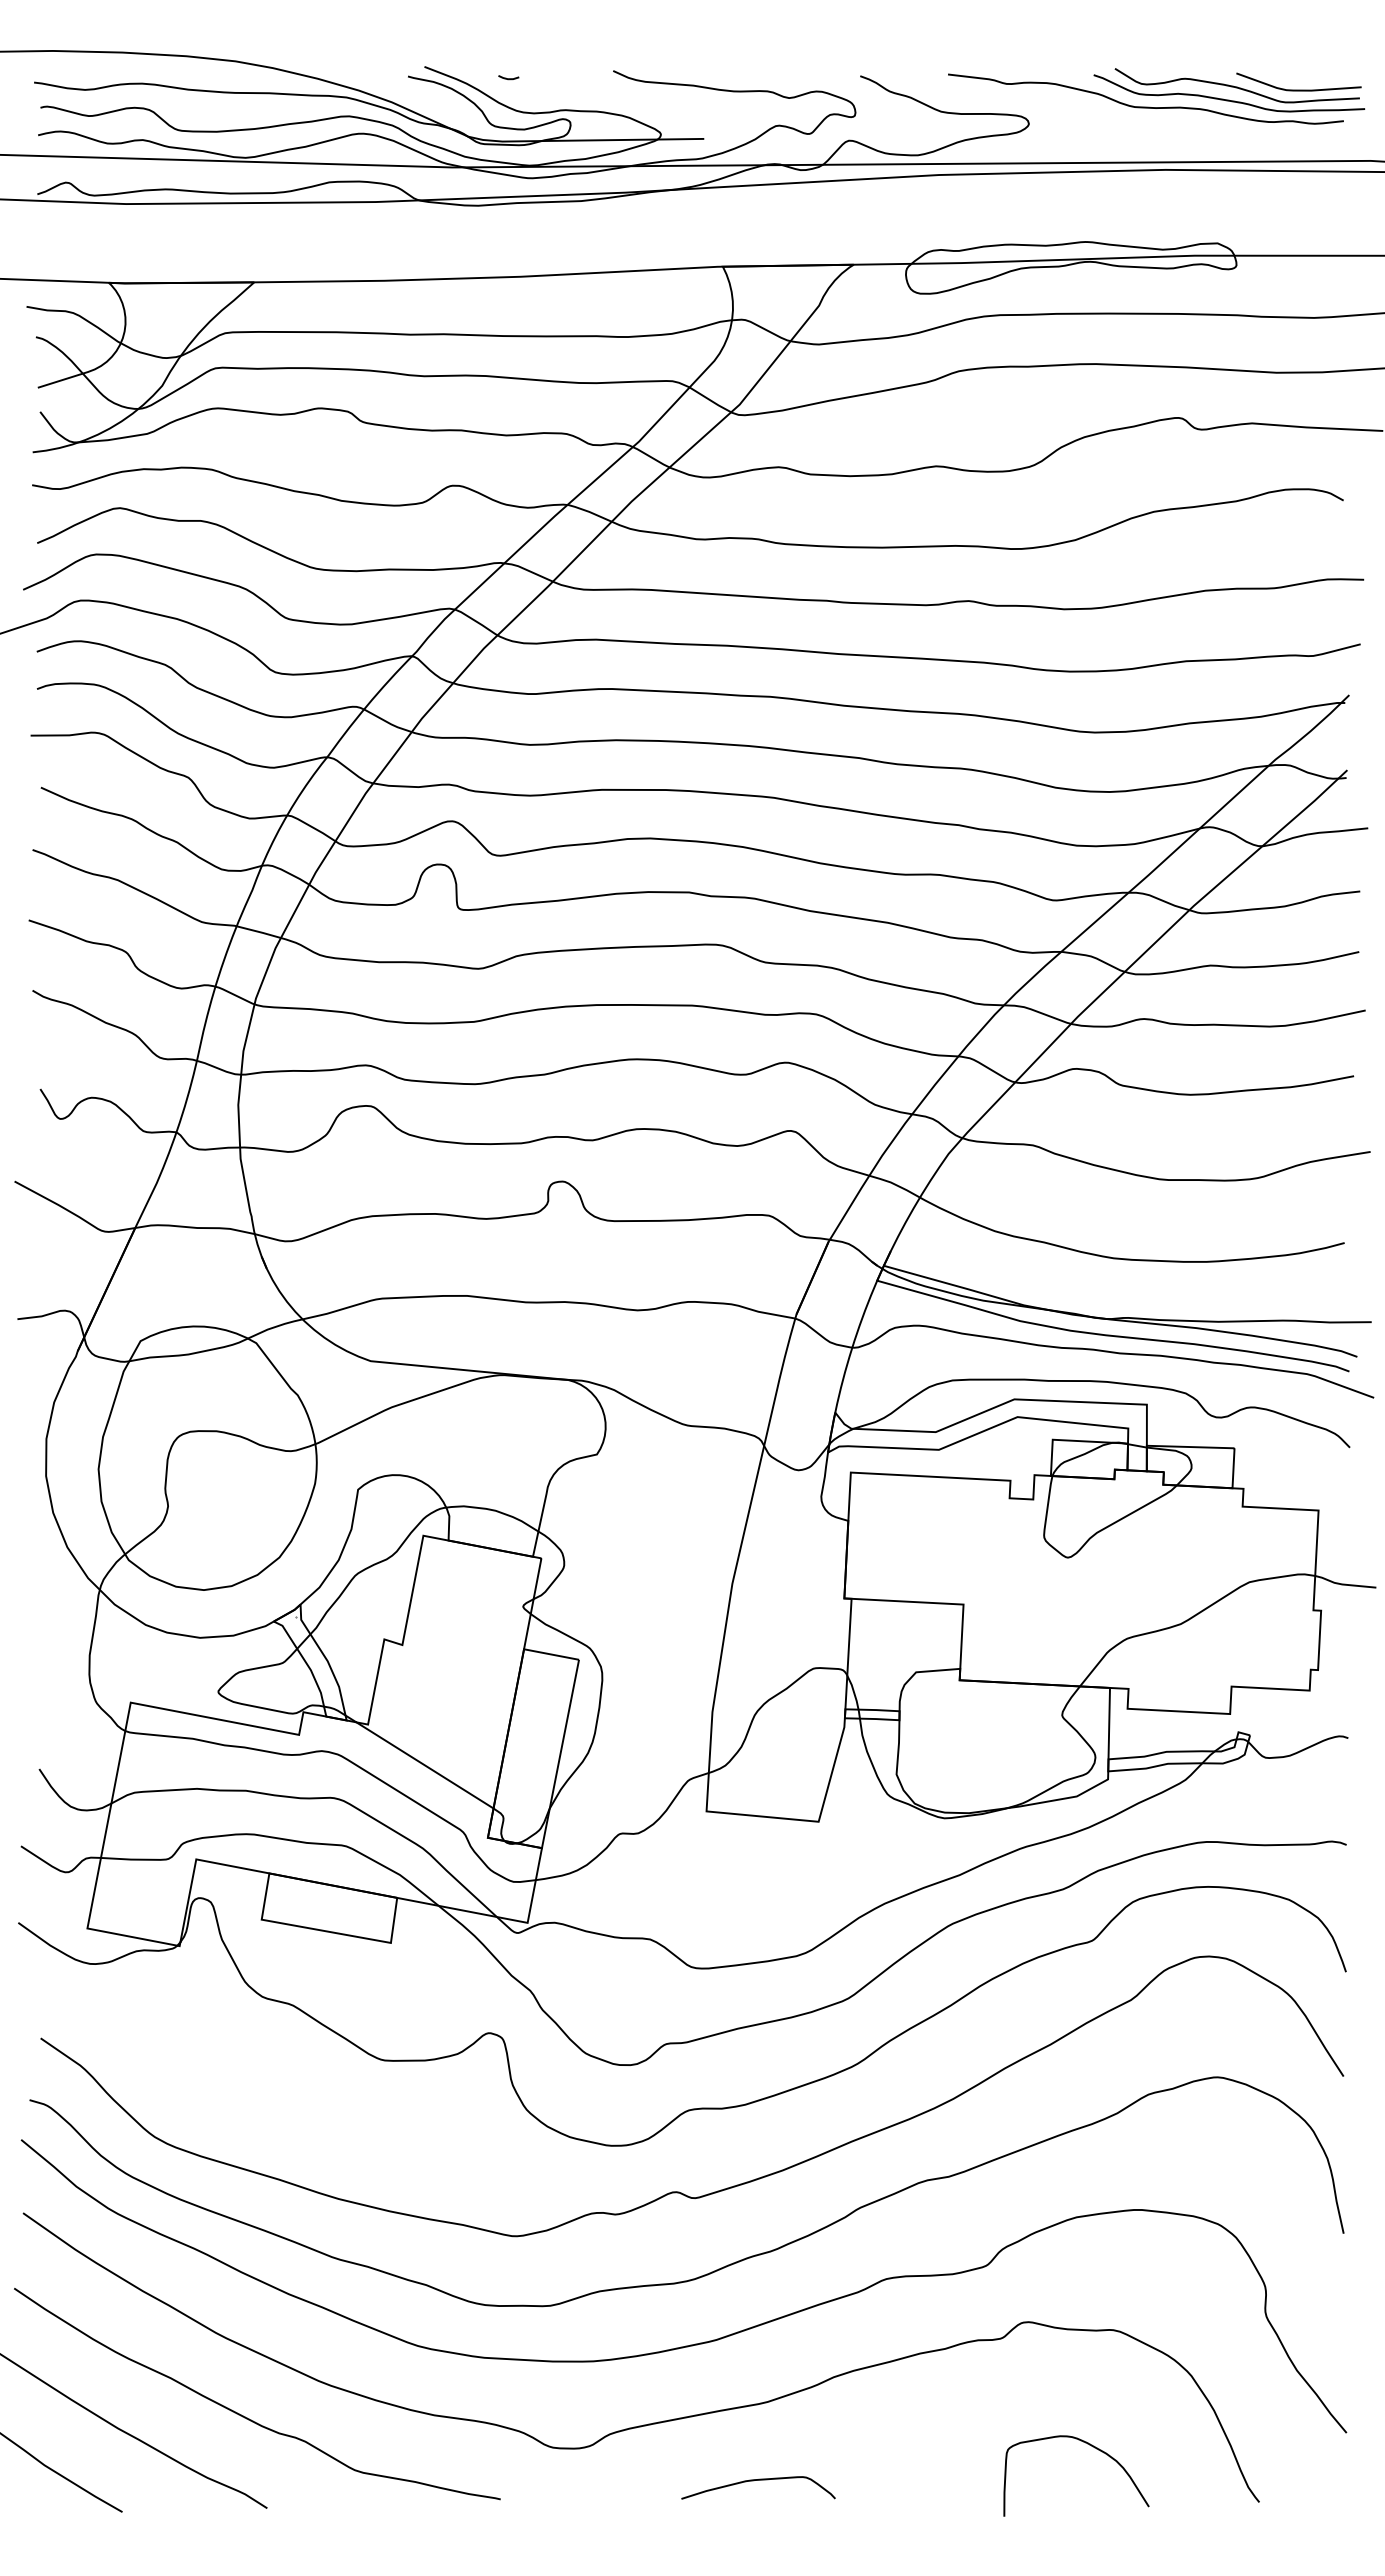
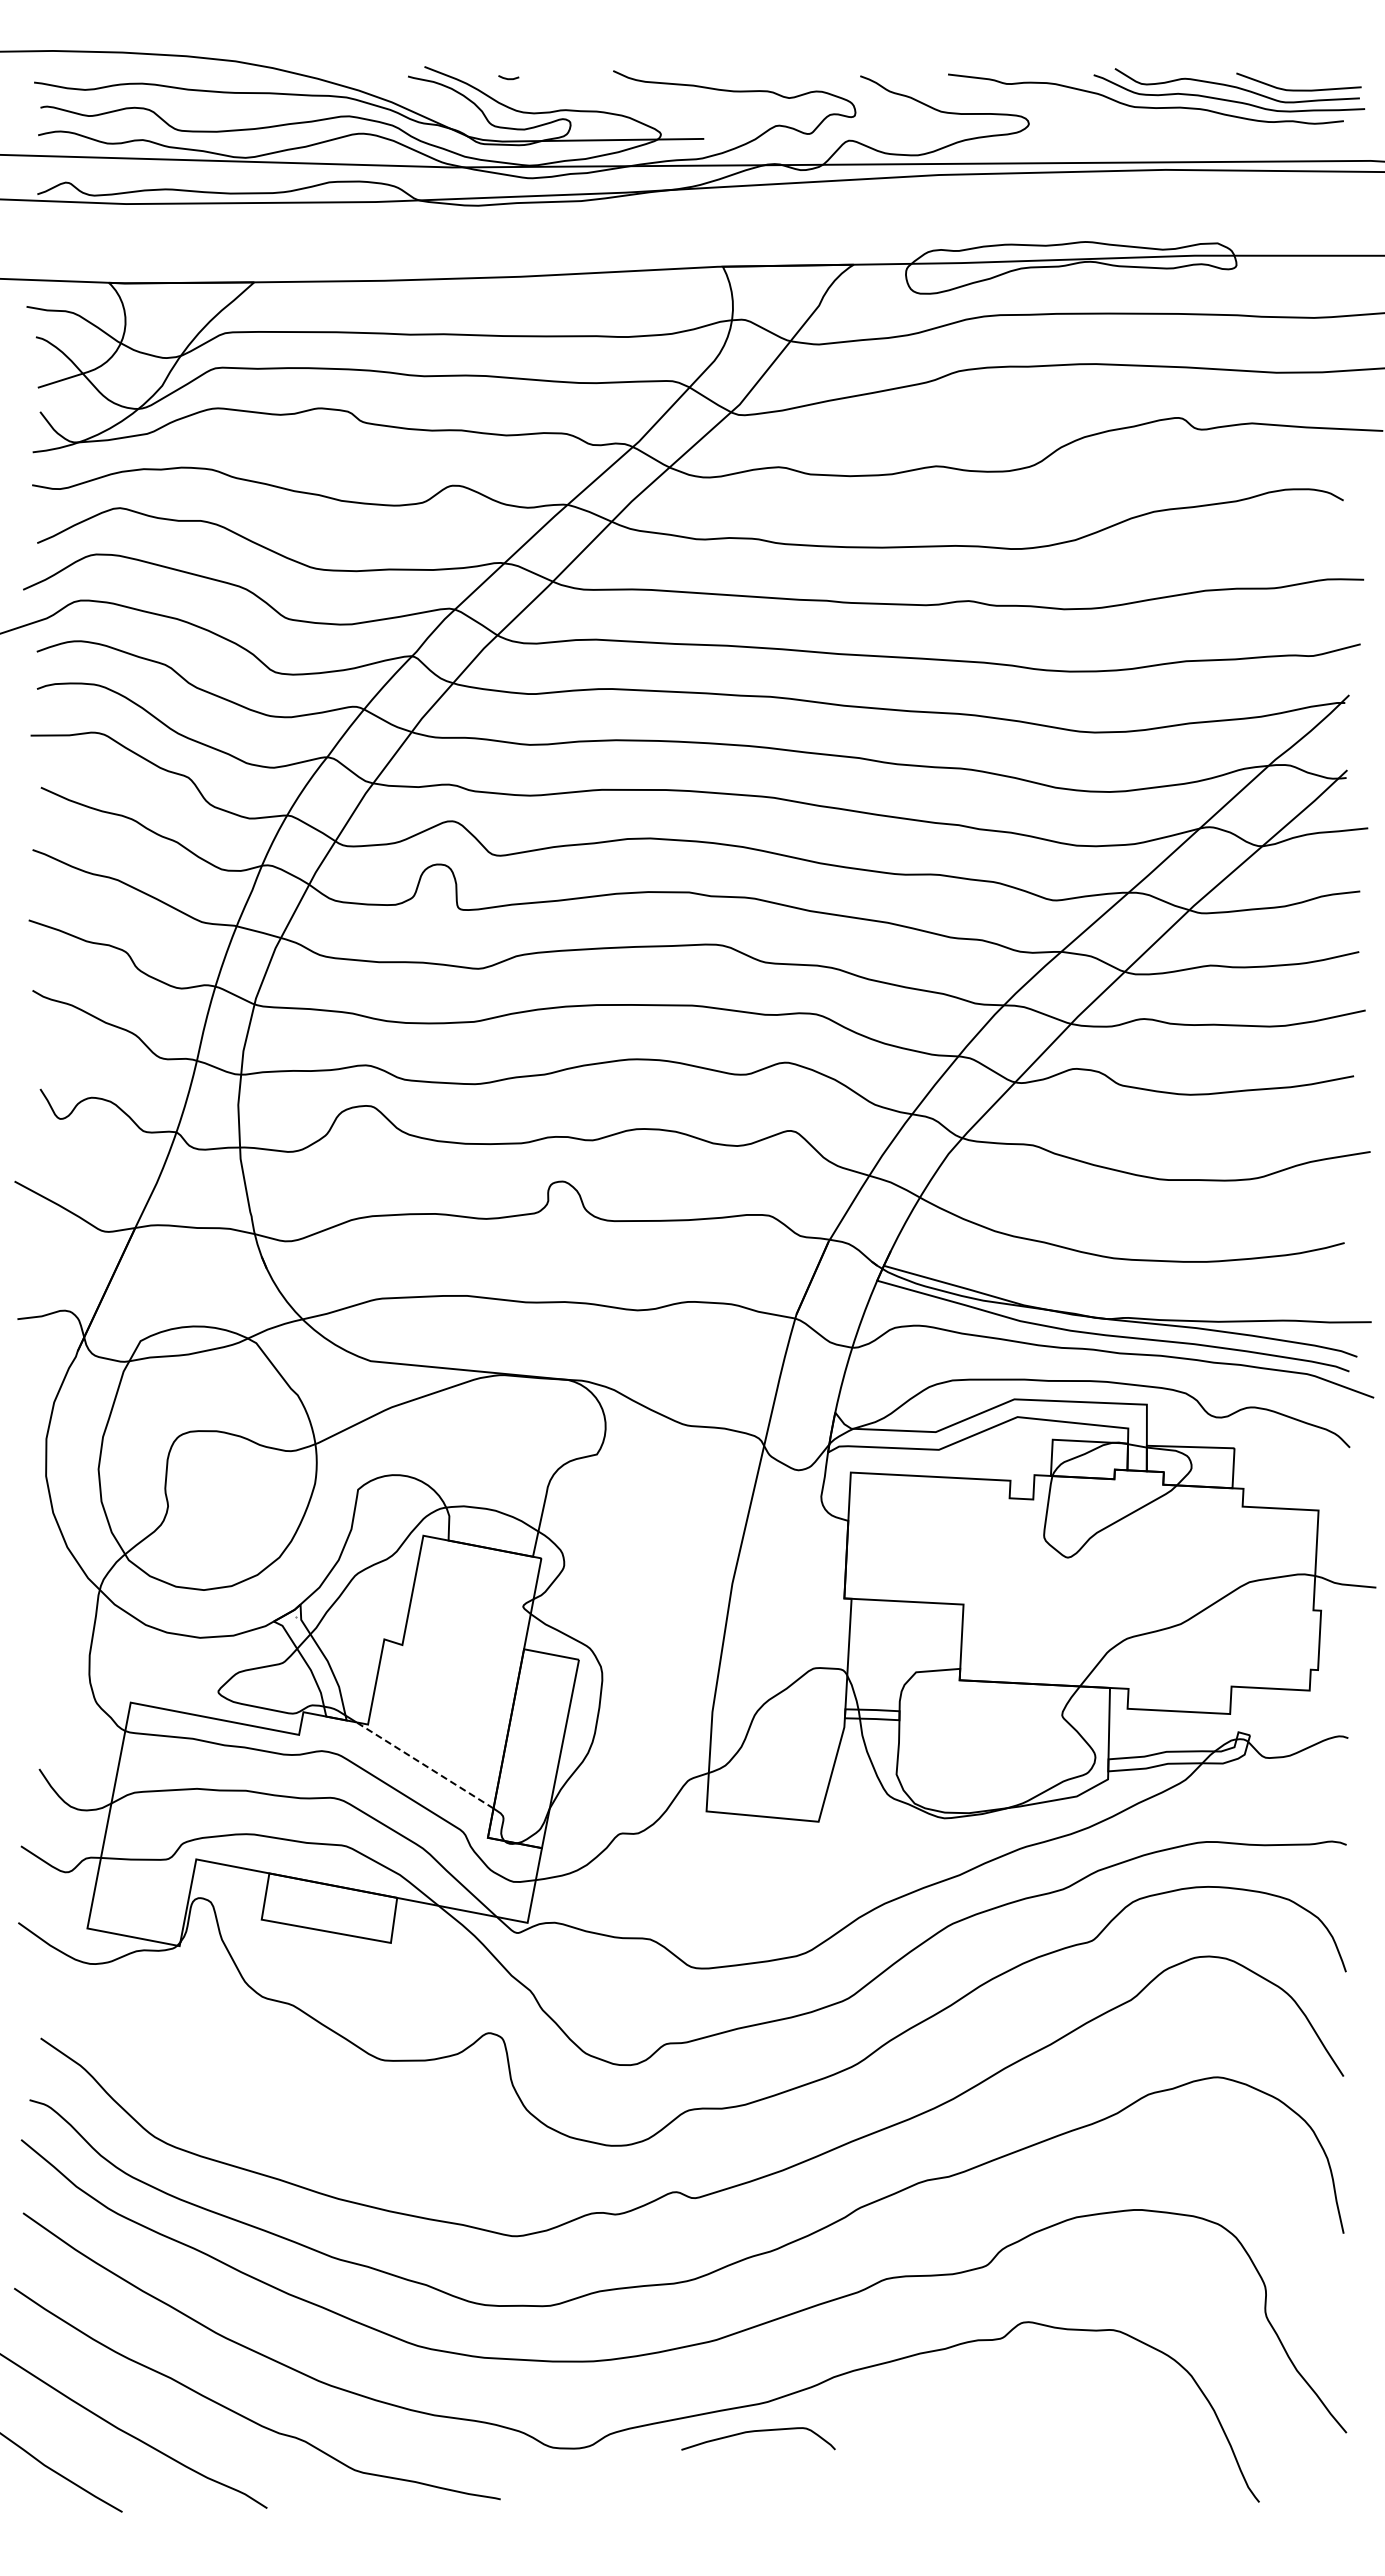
line: solid -> dashed (425, 1765)
curve: present -> none (1094, 2448)
curve position: (758, 2480) -> (758, 2431) (758, 2431)
